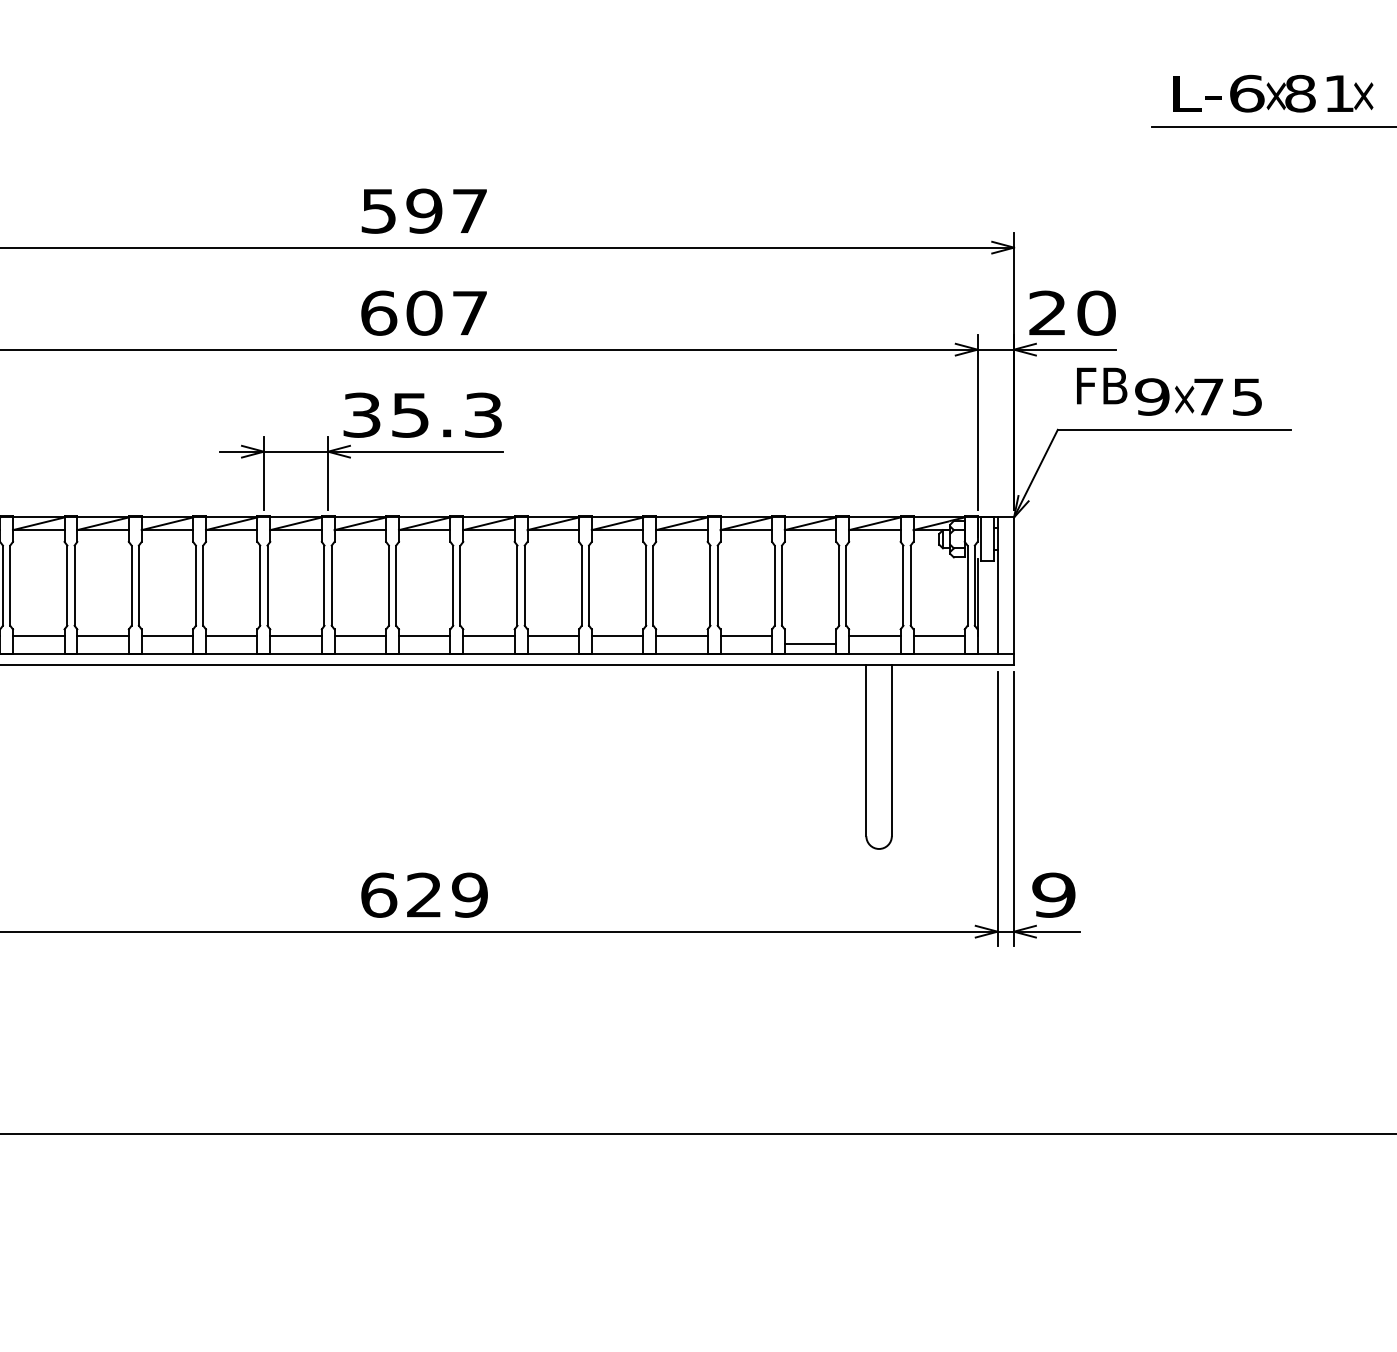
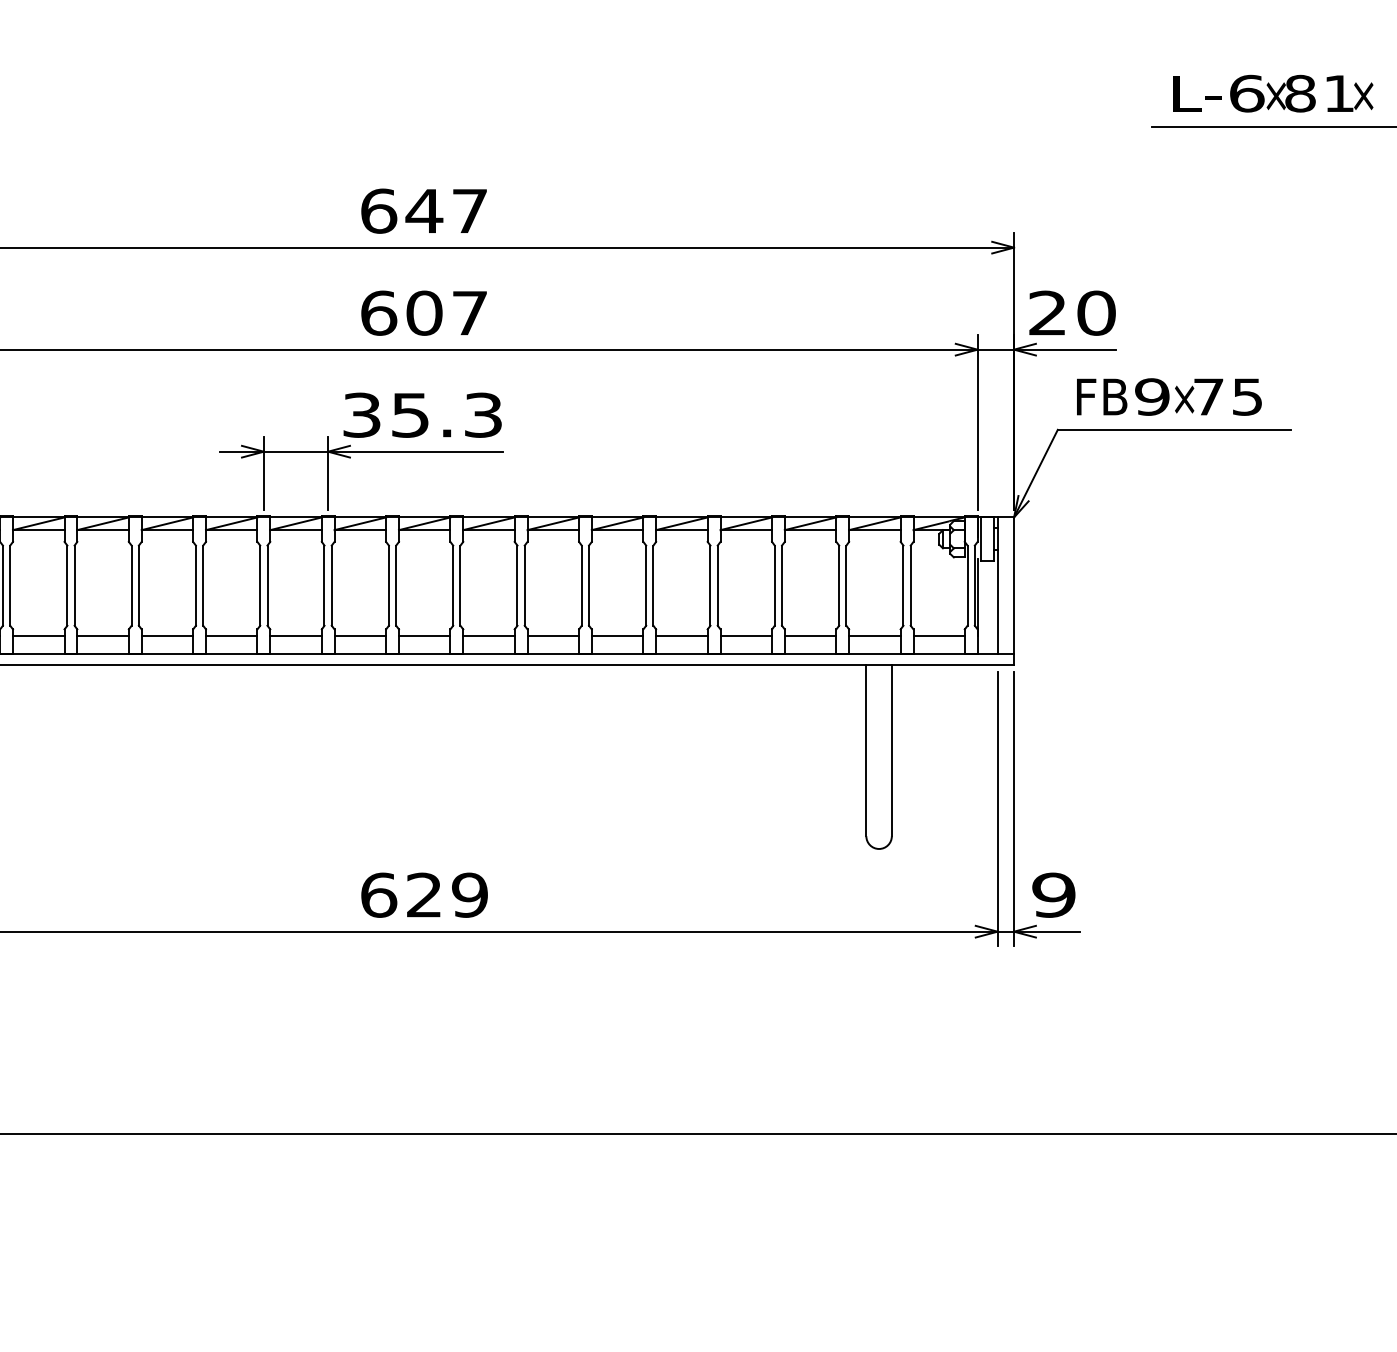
text: 597 -> 647 (402, 210)
text position: (1102, 385) -> (1102, 396) (1102, 396)
line position: (810, 643) -> (810, 635) (810, 635)
